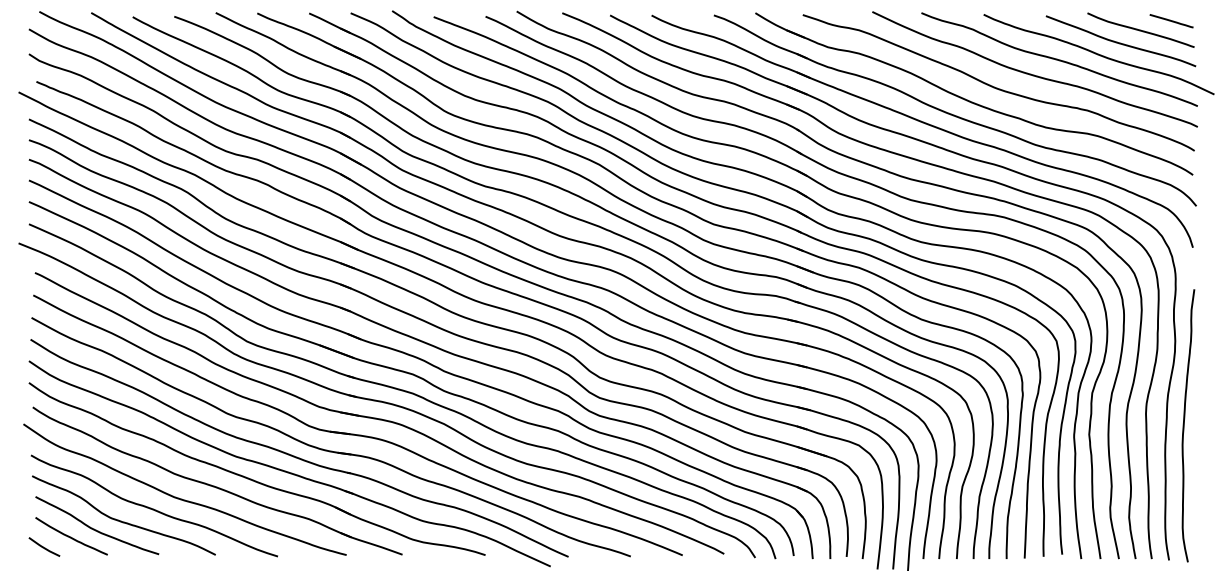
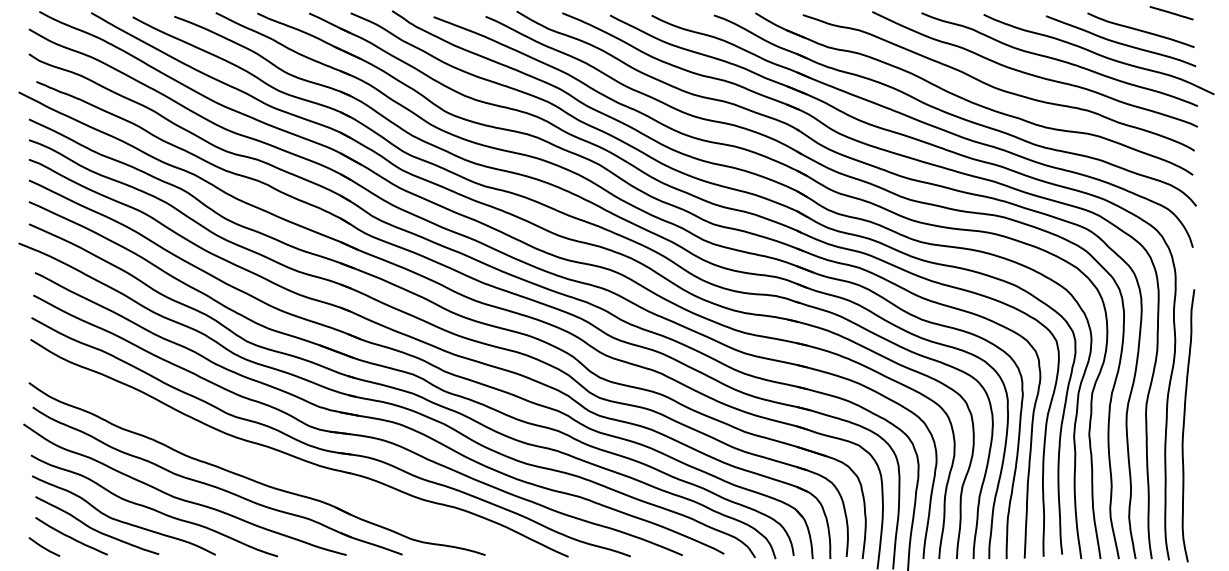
line position: (1171, 21) -> (1171, 13) (1171, 13)
part: present -> none (285, 470)
